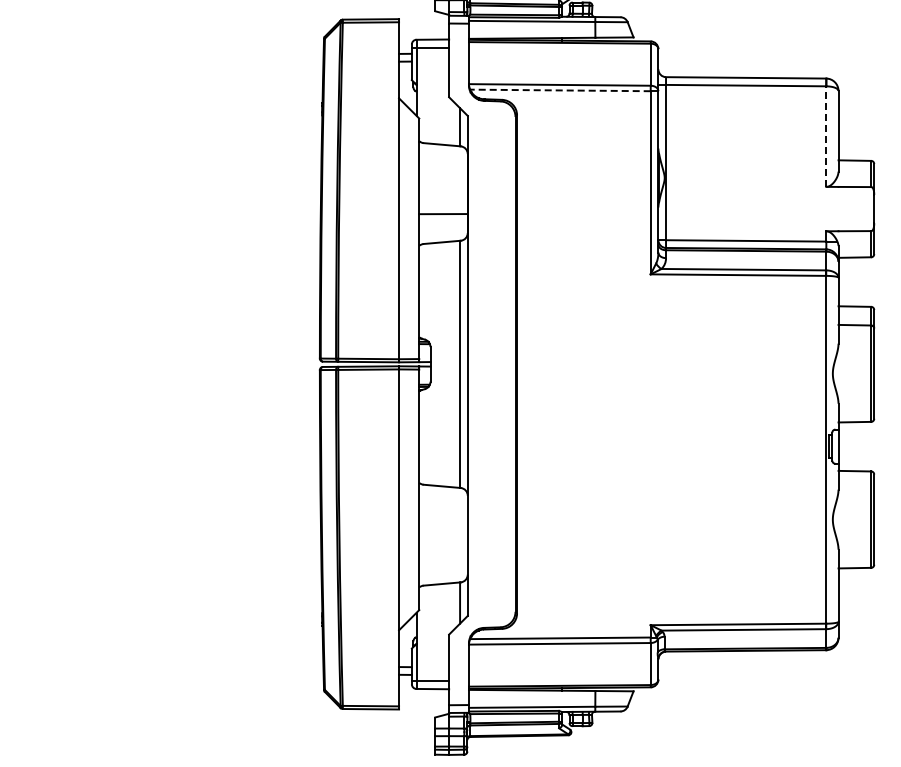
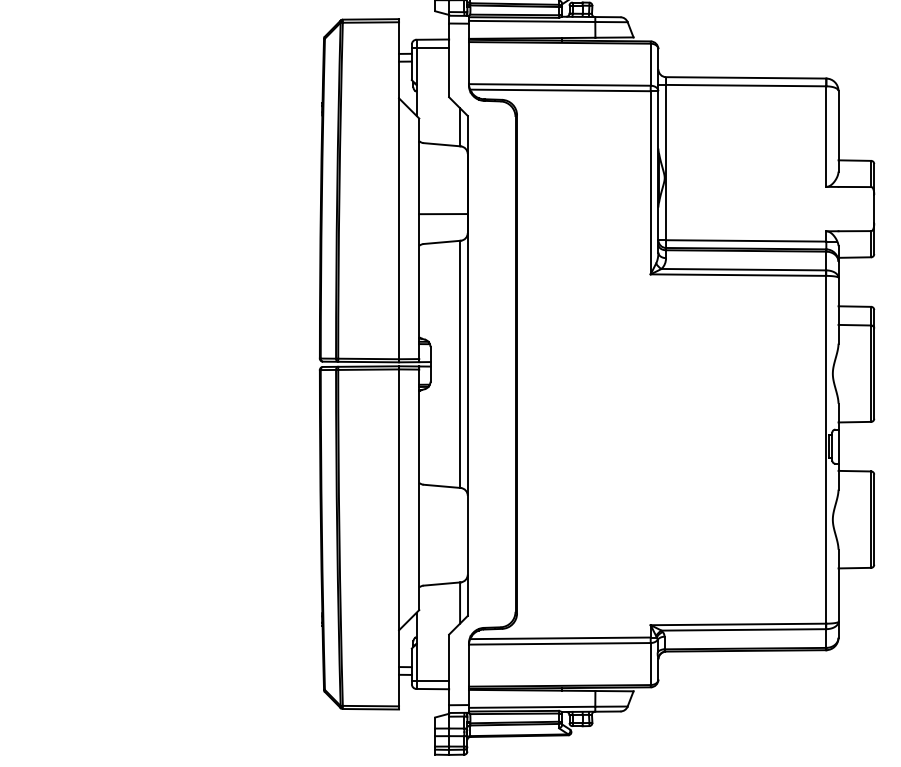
line: dashed -> solid (559, 90)
line: dashed -> solid (826, 136)
